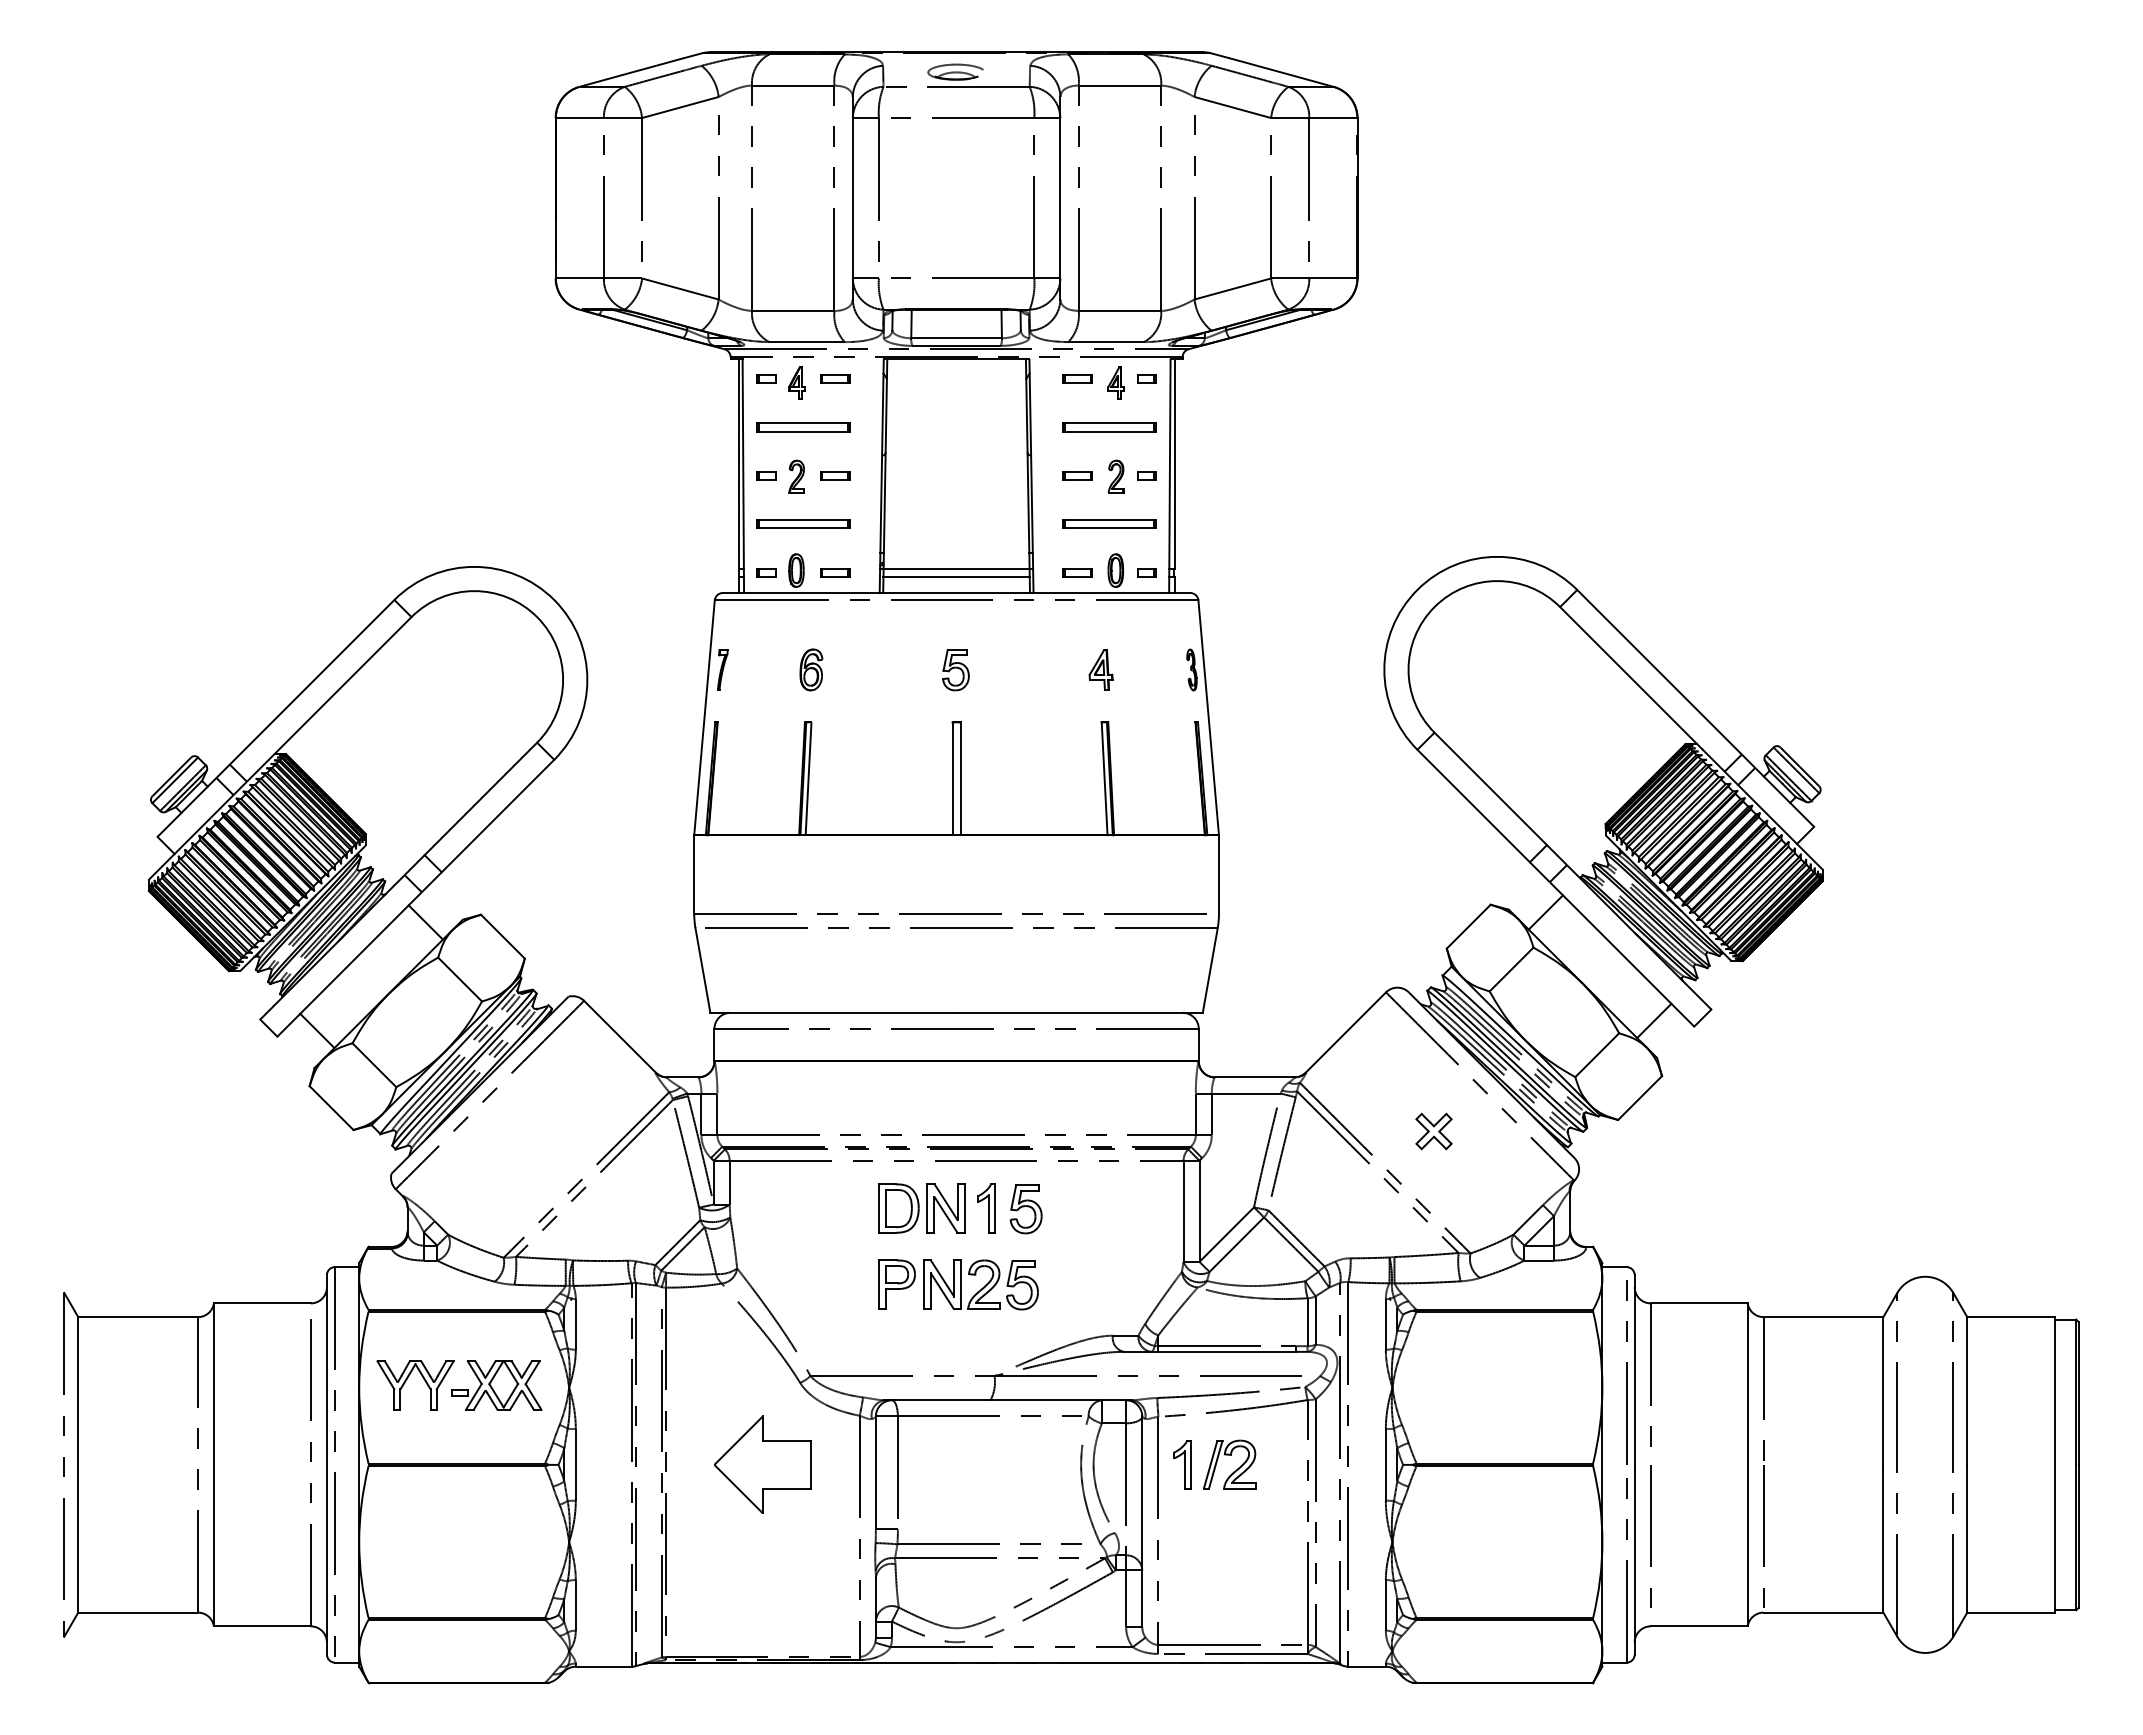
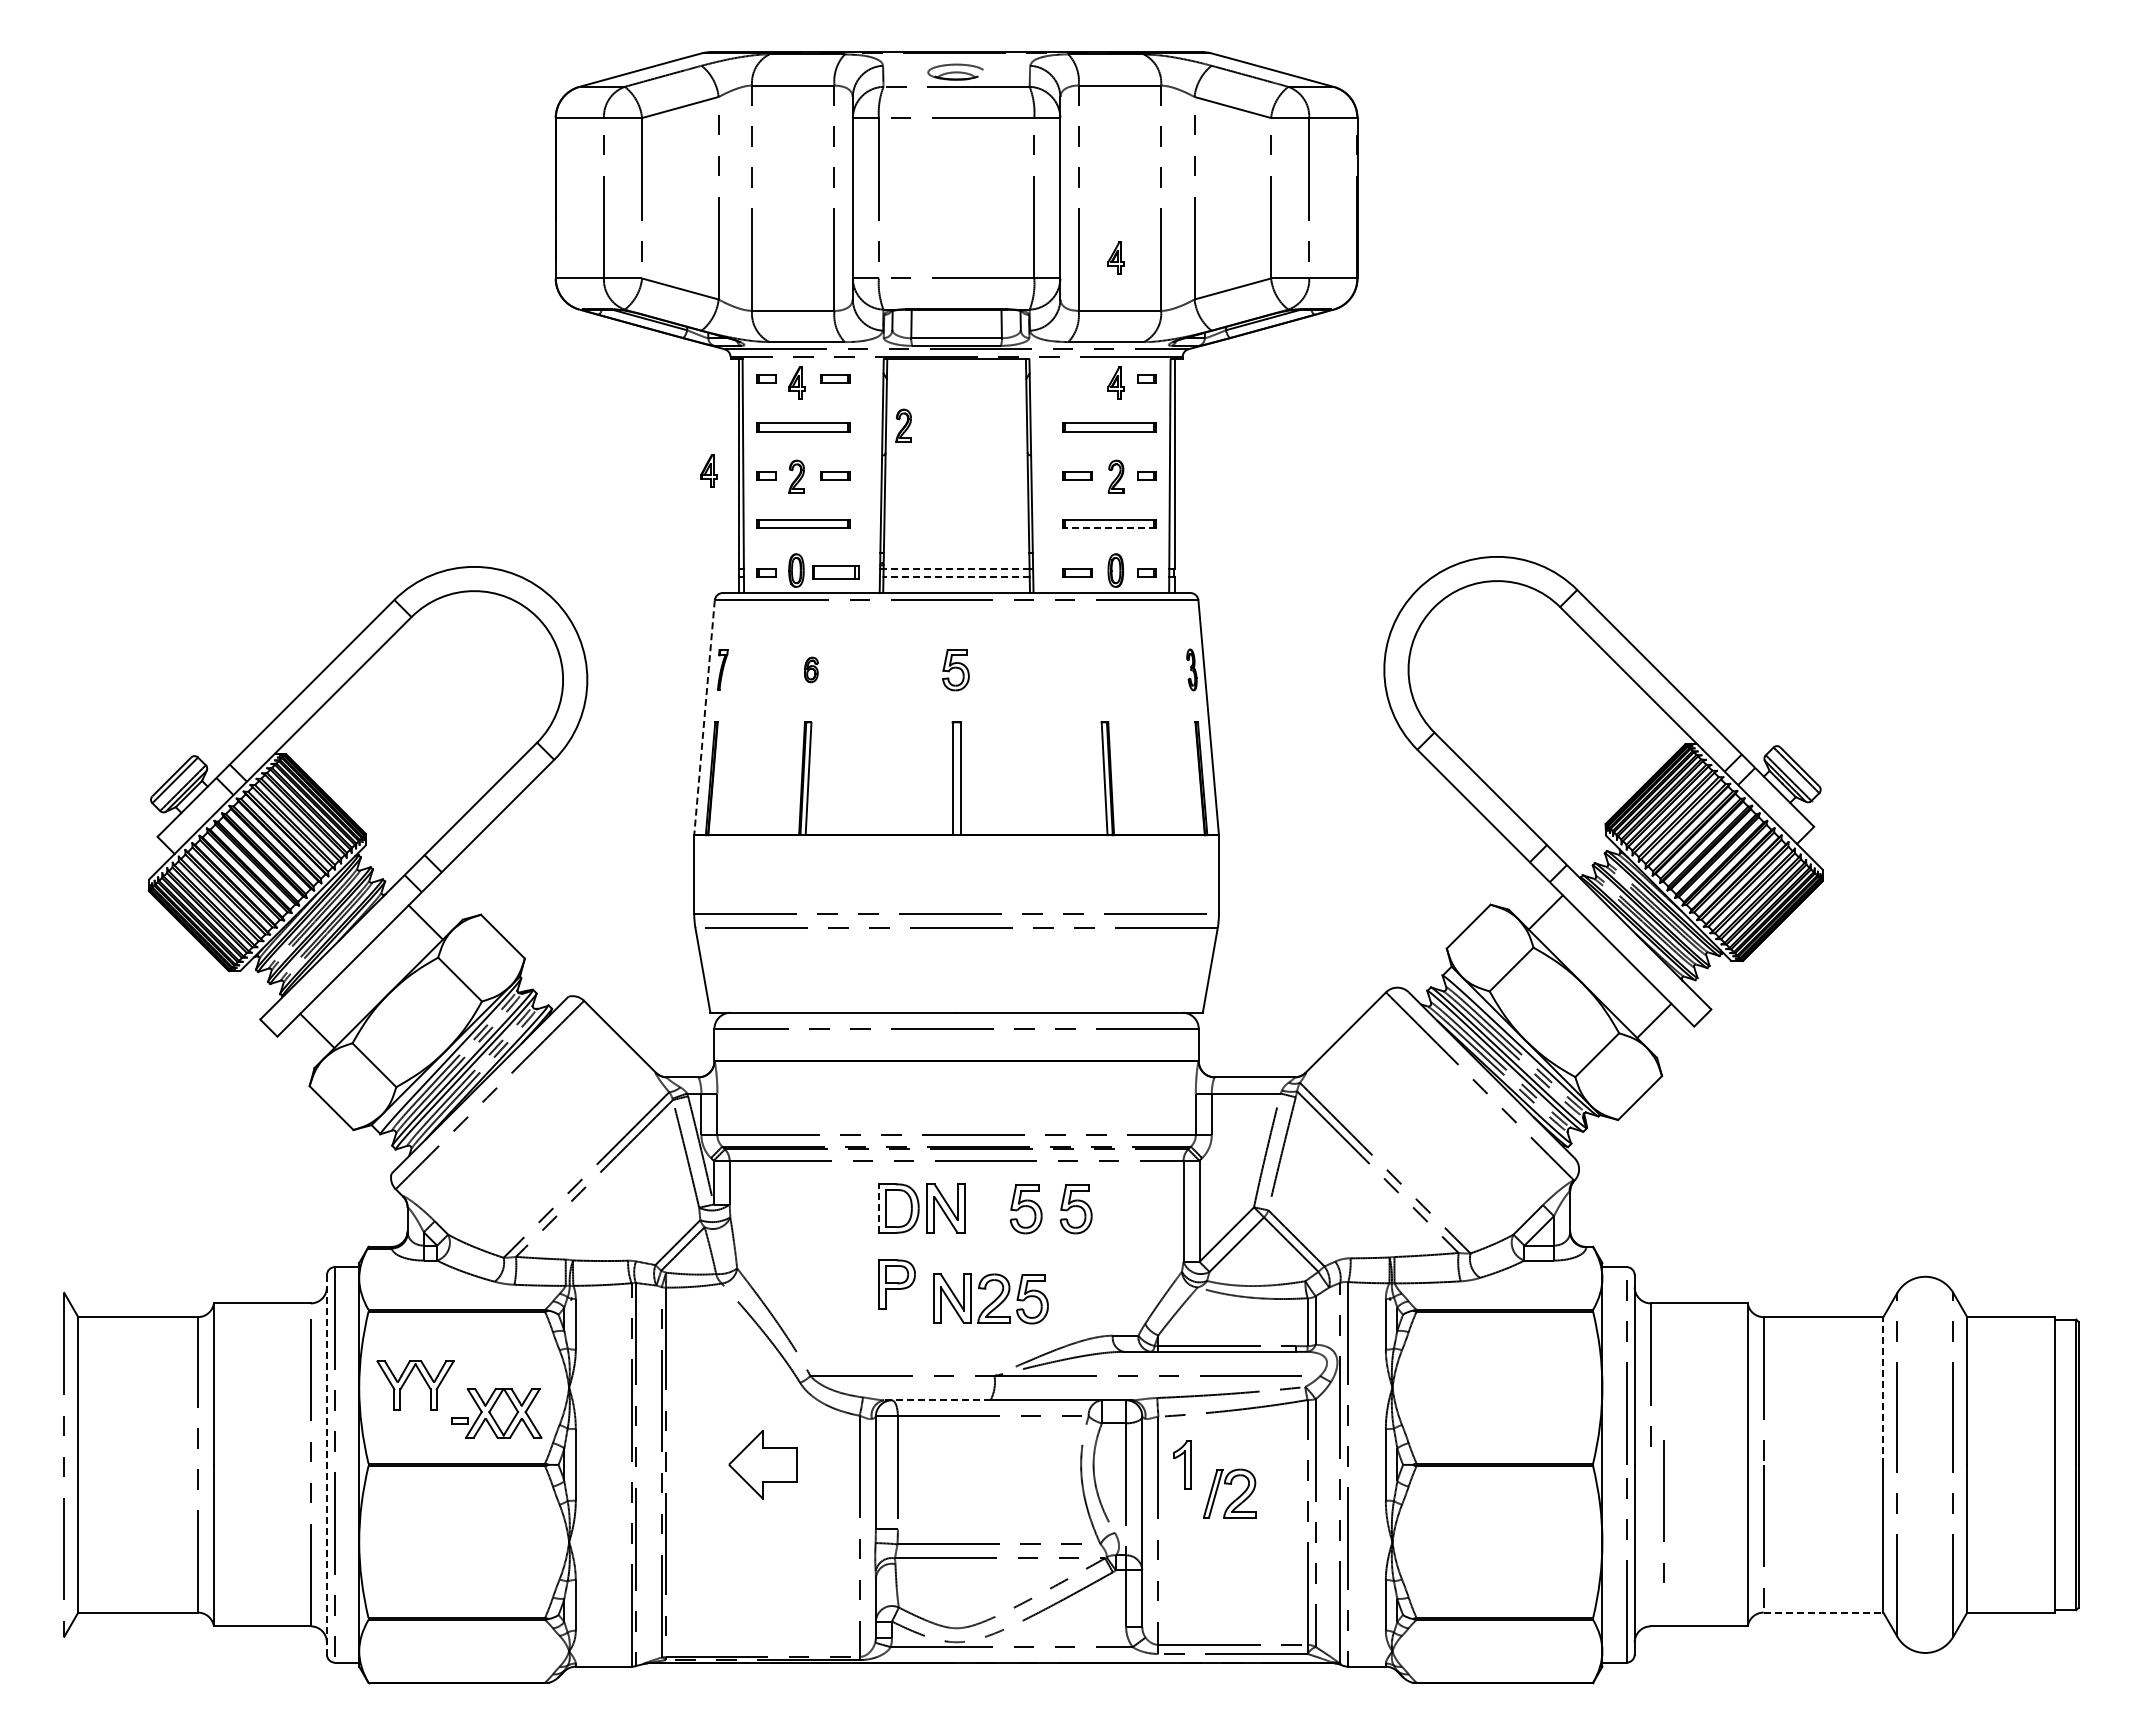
part: none -> present (1115, 257)
part: present -> none (1077, 378)
part: none -> present (903, 425)
part: none -> present (708, 470)
line: solid -> dashed (1109, 528)
line: solid -> dashed (956, 568)
part size: 31x10 px -> 48x15 px (835, 572)
line: solid -> dashed (956, 576)
part size: 25x44 px -> 15x28 px (811, 669)
part: present -> none (1100, 669)
line: solid -> dashed (704, 717)
part: present -> none (1433, 1131)
line: solid -> dashed (878, 1208)
part: present -> none (986, 1208)
part: none -> present (1075, 1209)
part position: (980, 1284) -> (990, 1298) (990, 1298)
part position: (496, 1385) -> (496, 1413) (496, 1413)
line: solid -> dashed (1883, 1391)
line: solid -> dashed (936, 1400)
line: solid -> dashed (326, 1464)
part size: 98x99 px -> 70x70 px (762, 1464)
part position: (1233, 1471) -> (1233, 1500) (1233, 1500)
line position: (1650, 1536) -> (1663, 1511) (1663, 1511)
line: solid -> dashed (1823, 1612)
